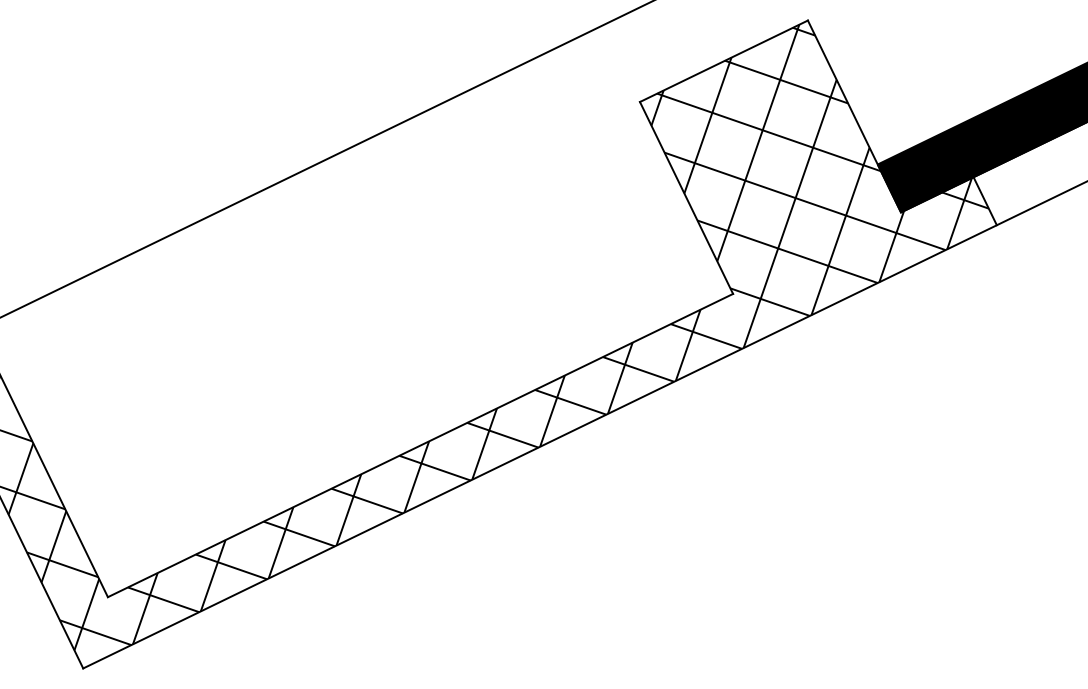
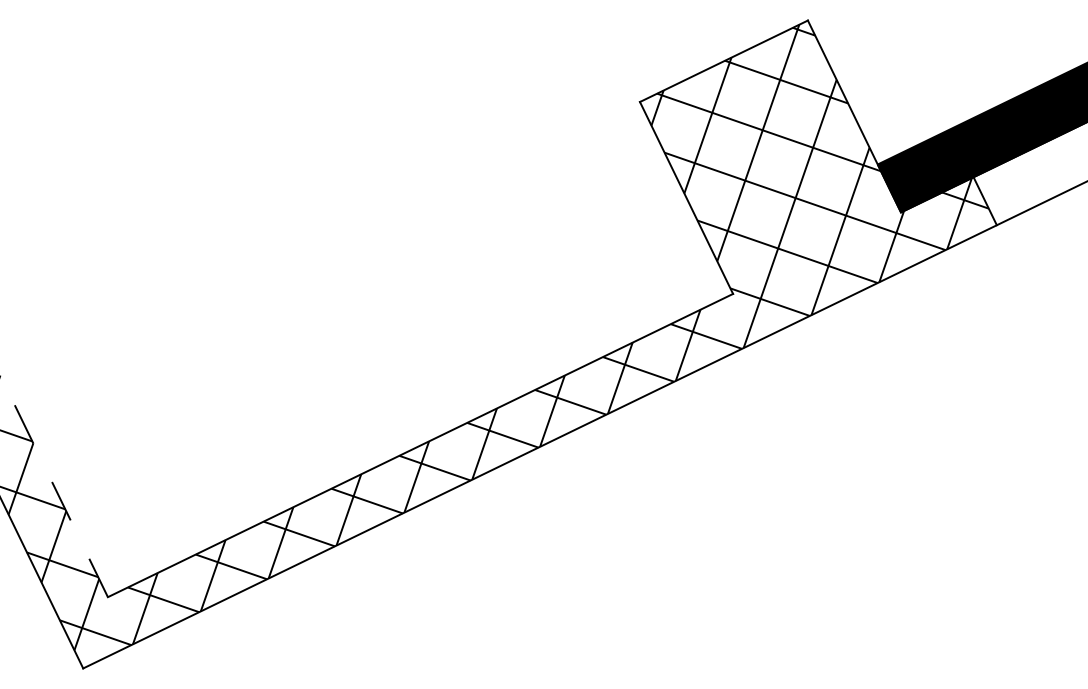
line: present -> none (326, 159)
line: solid -> dashed (53, 485)
